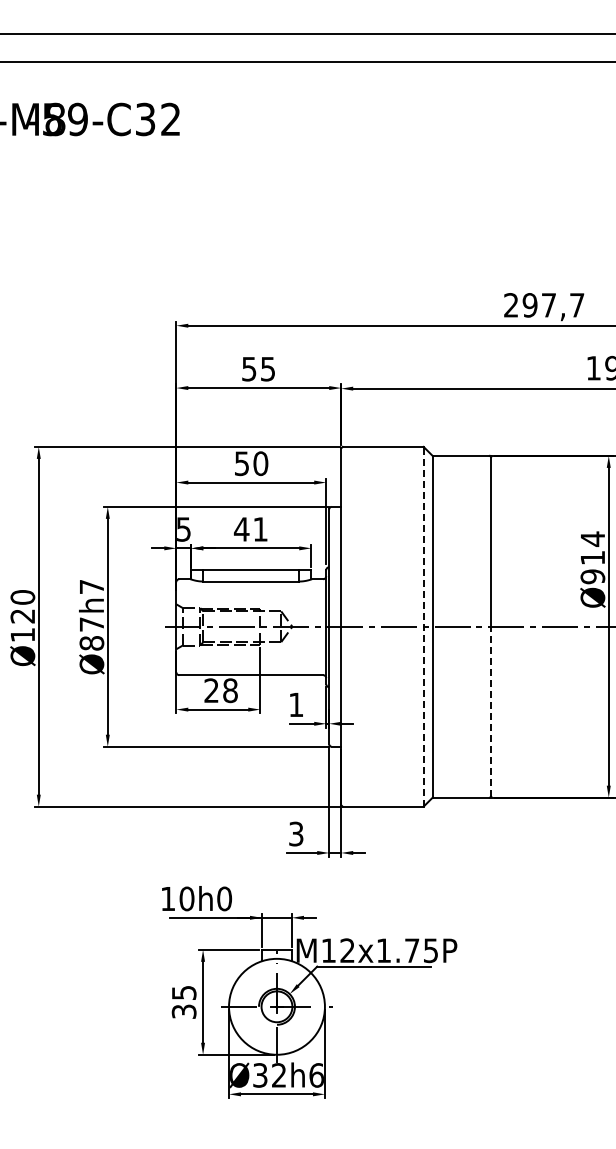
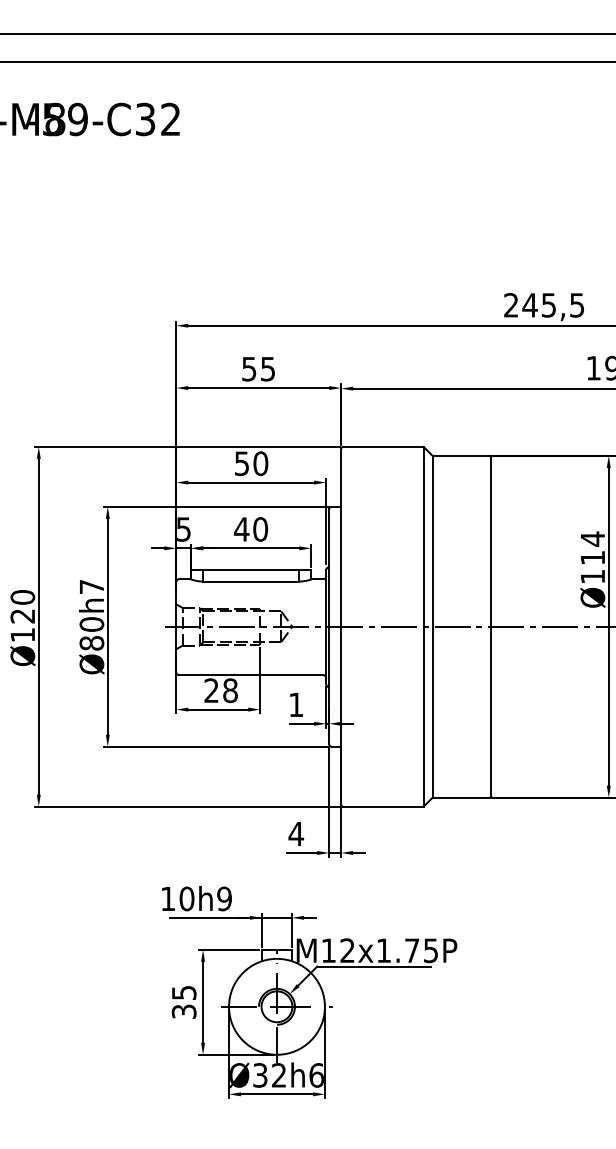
text: 297,7 -> 245,5 (553, 305)
text: 41 -> 40 (260, 529)
text: Ø914 -> Ø114 (592, 576)
text: Ø87h7 -> Ø80h7 (91, 624)
line: dashed -> solid (423, 626)
line: dashed -> solid (491, 711)
text: 3 -> 4 (296, 833)
text: 10h0 -> 10h9 (224, 898)
